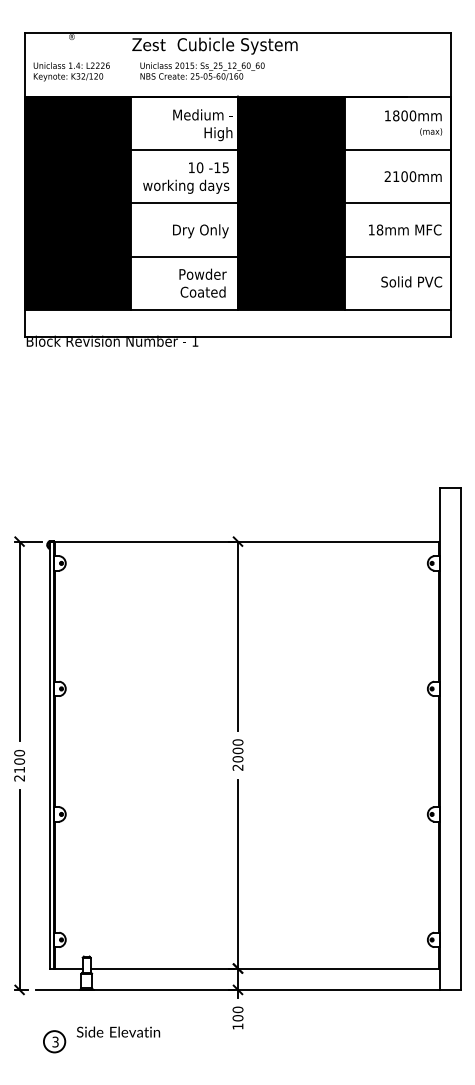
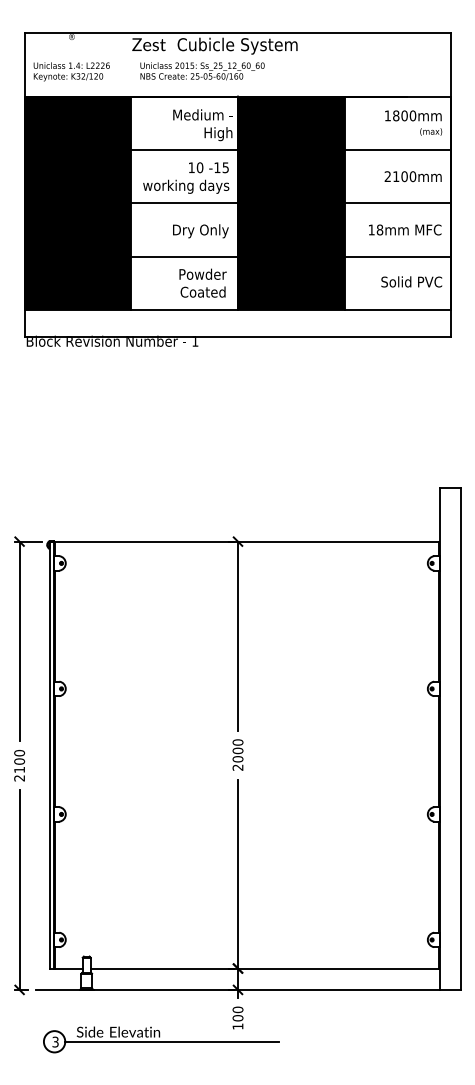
line: none -> present (171, 1041)
